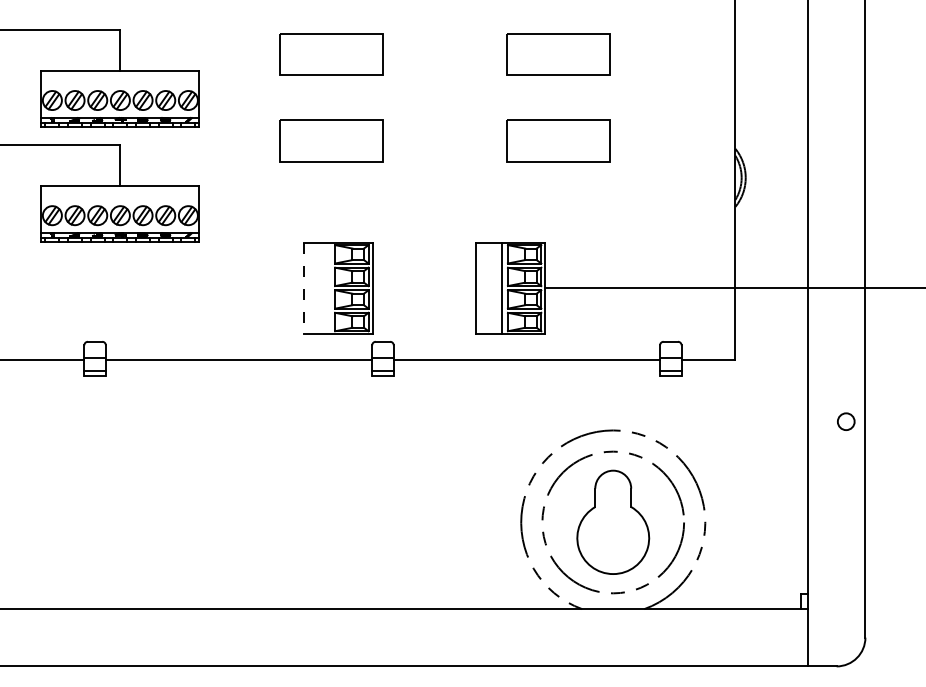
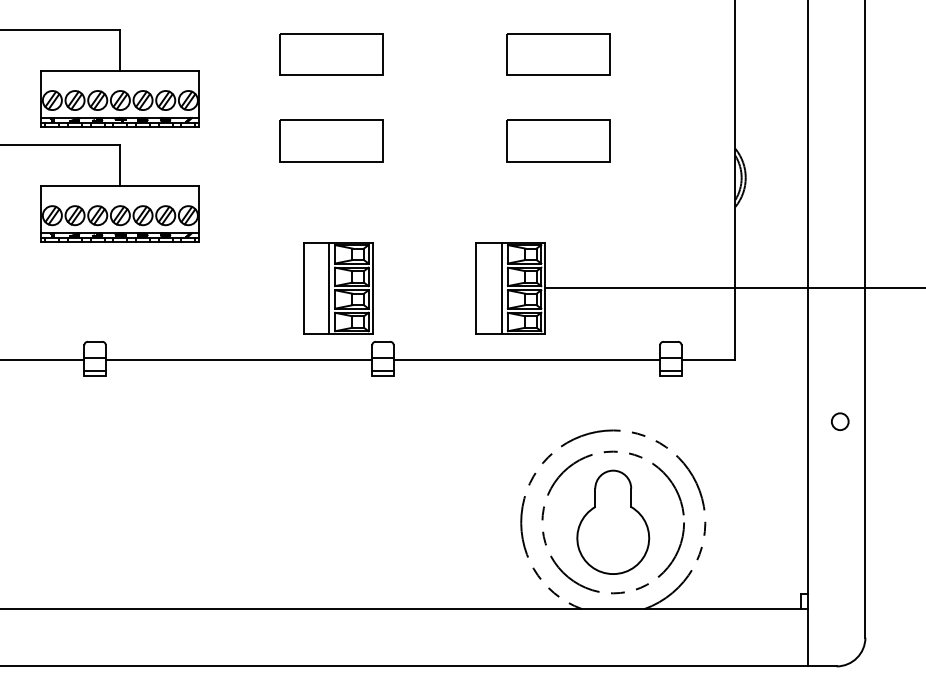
line: none -> present (329, 287)
line: dashed -> solid (303, 288)
circle position: (846, 421) -> (840, 421) (840, 421)
